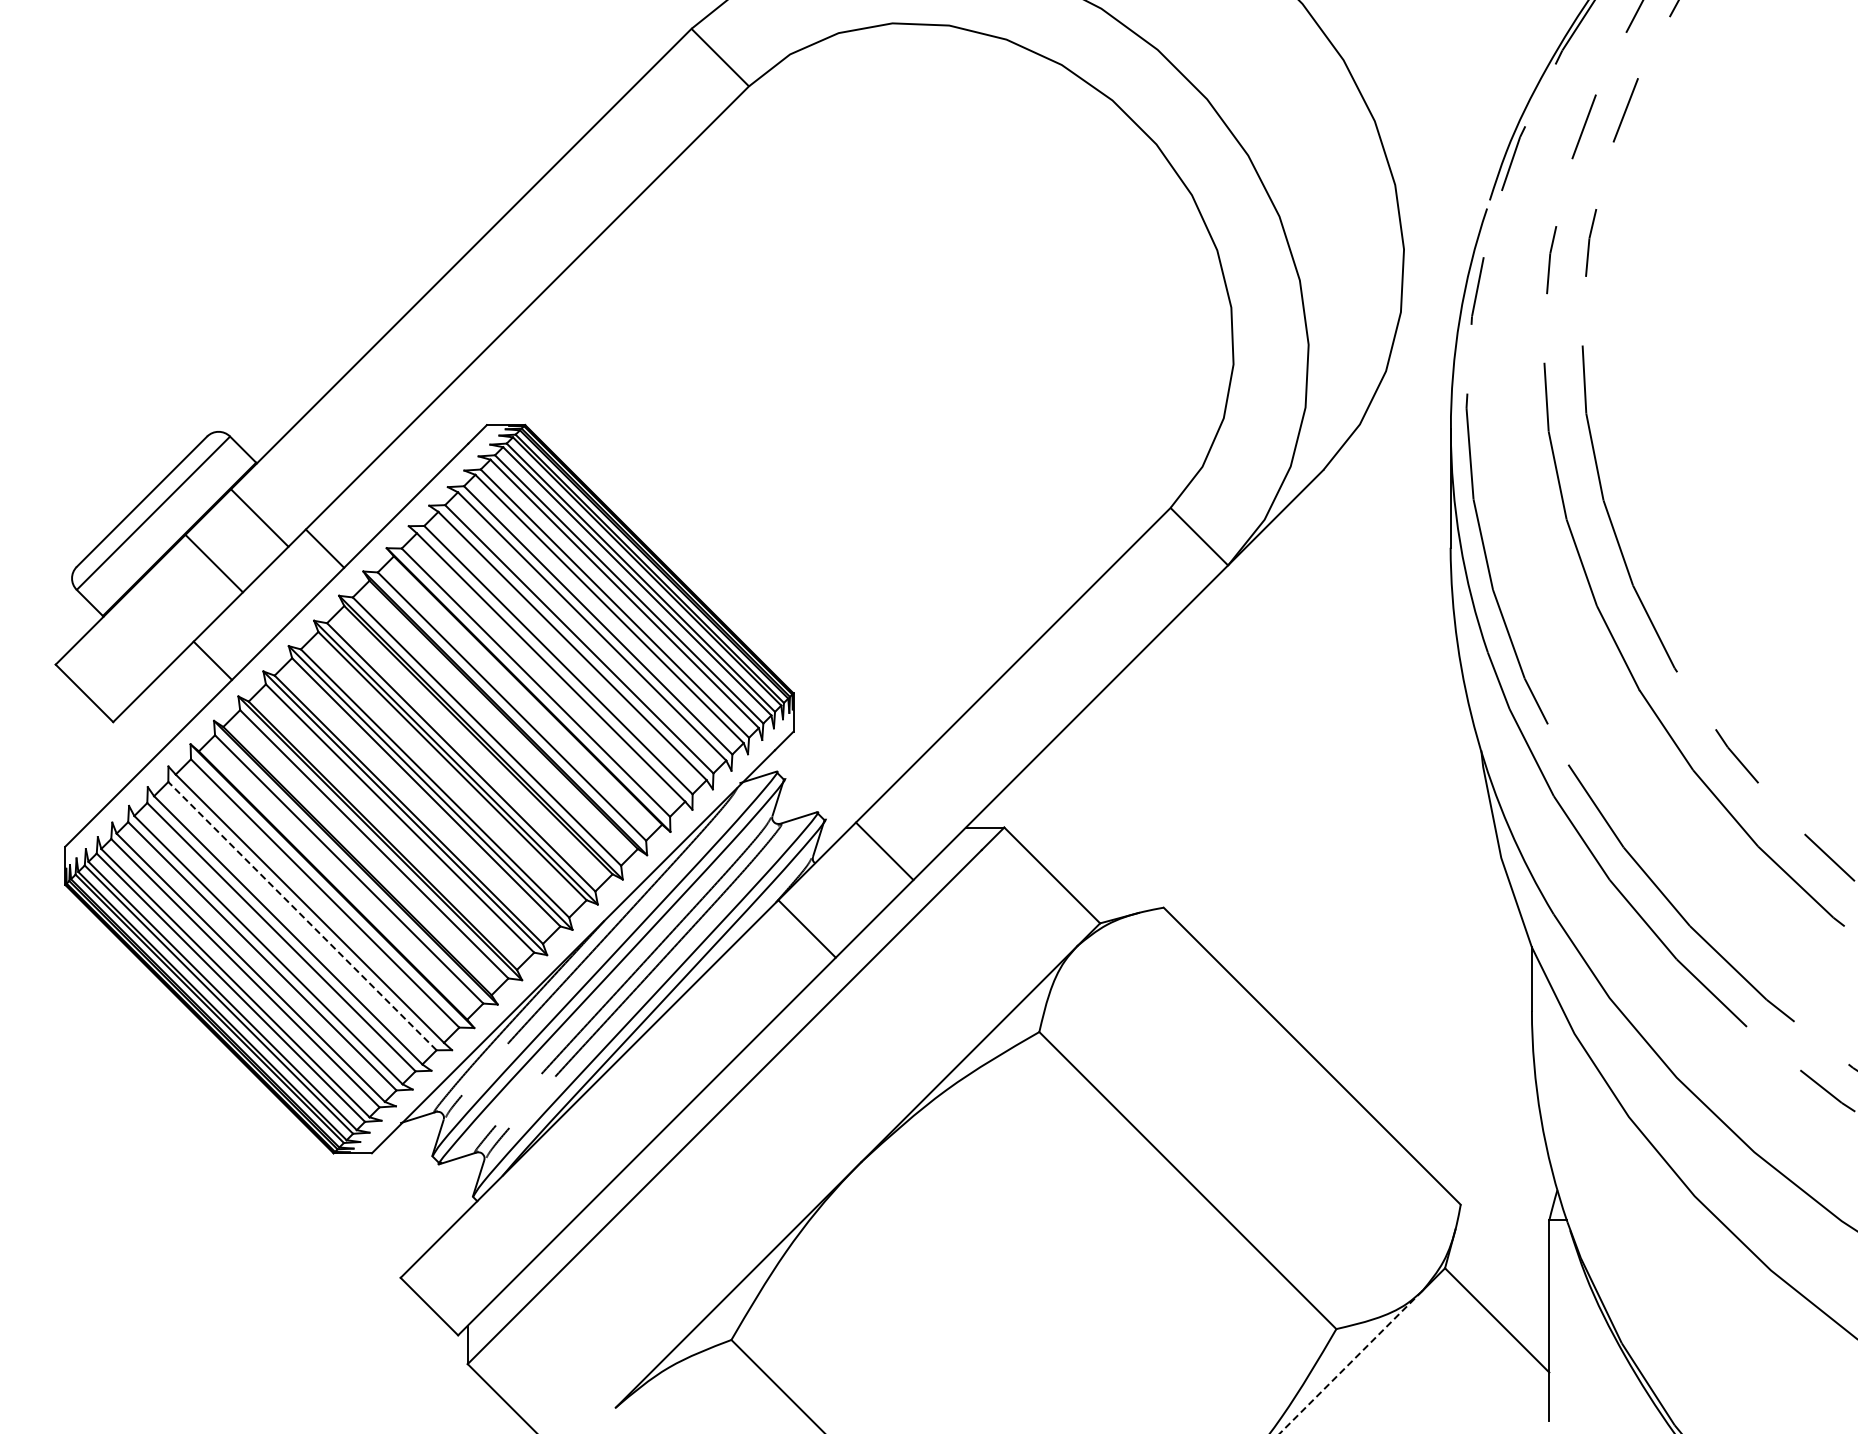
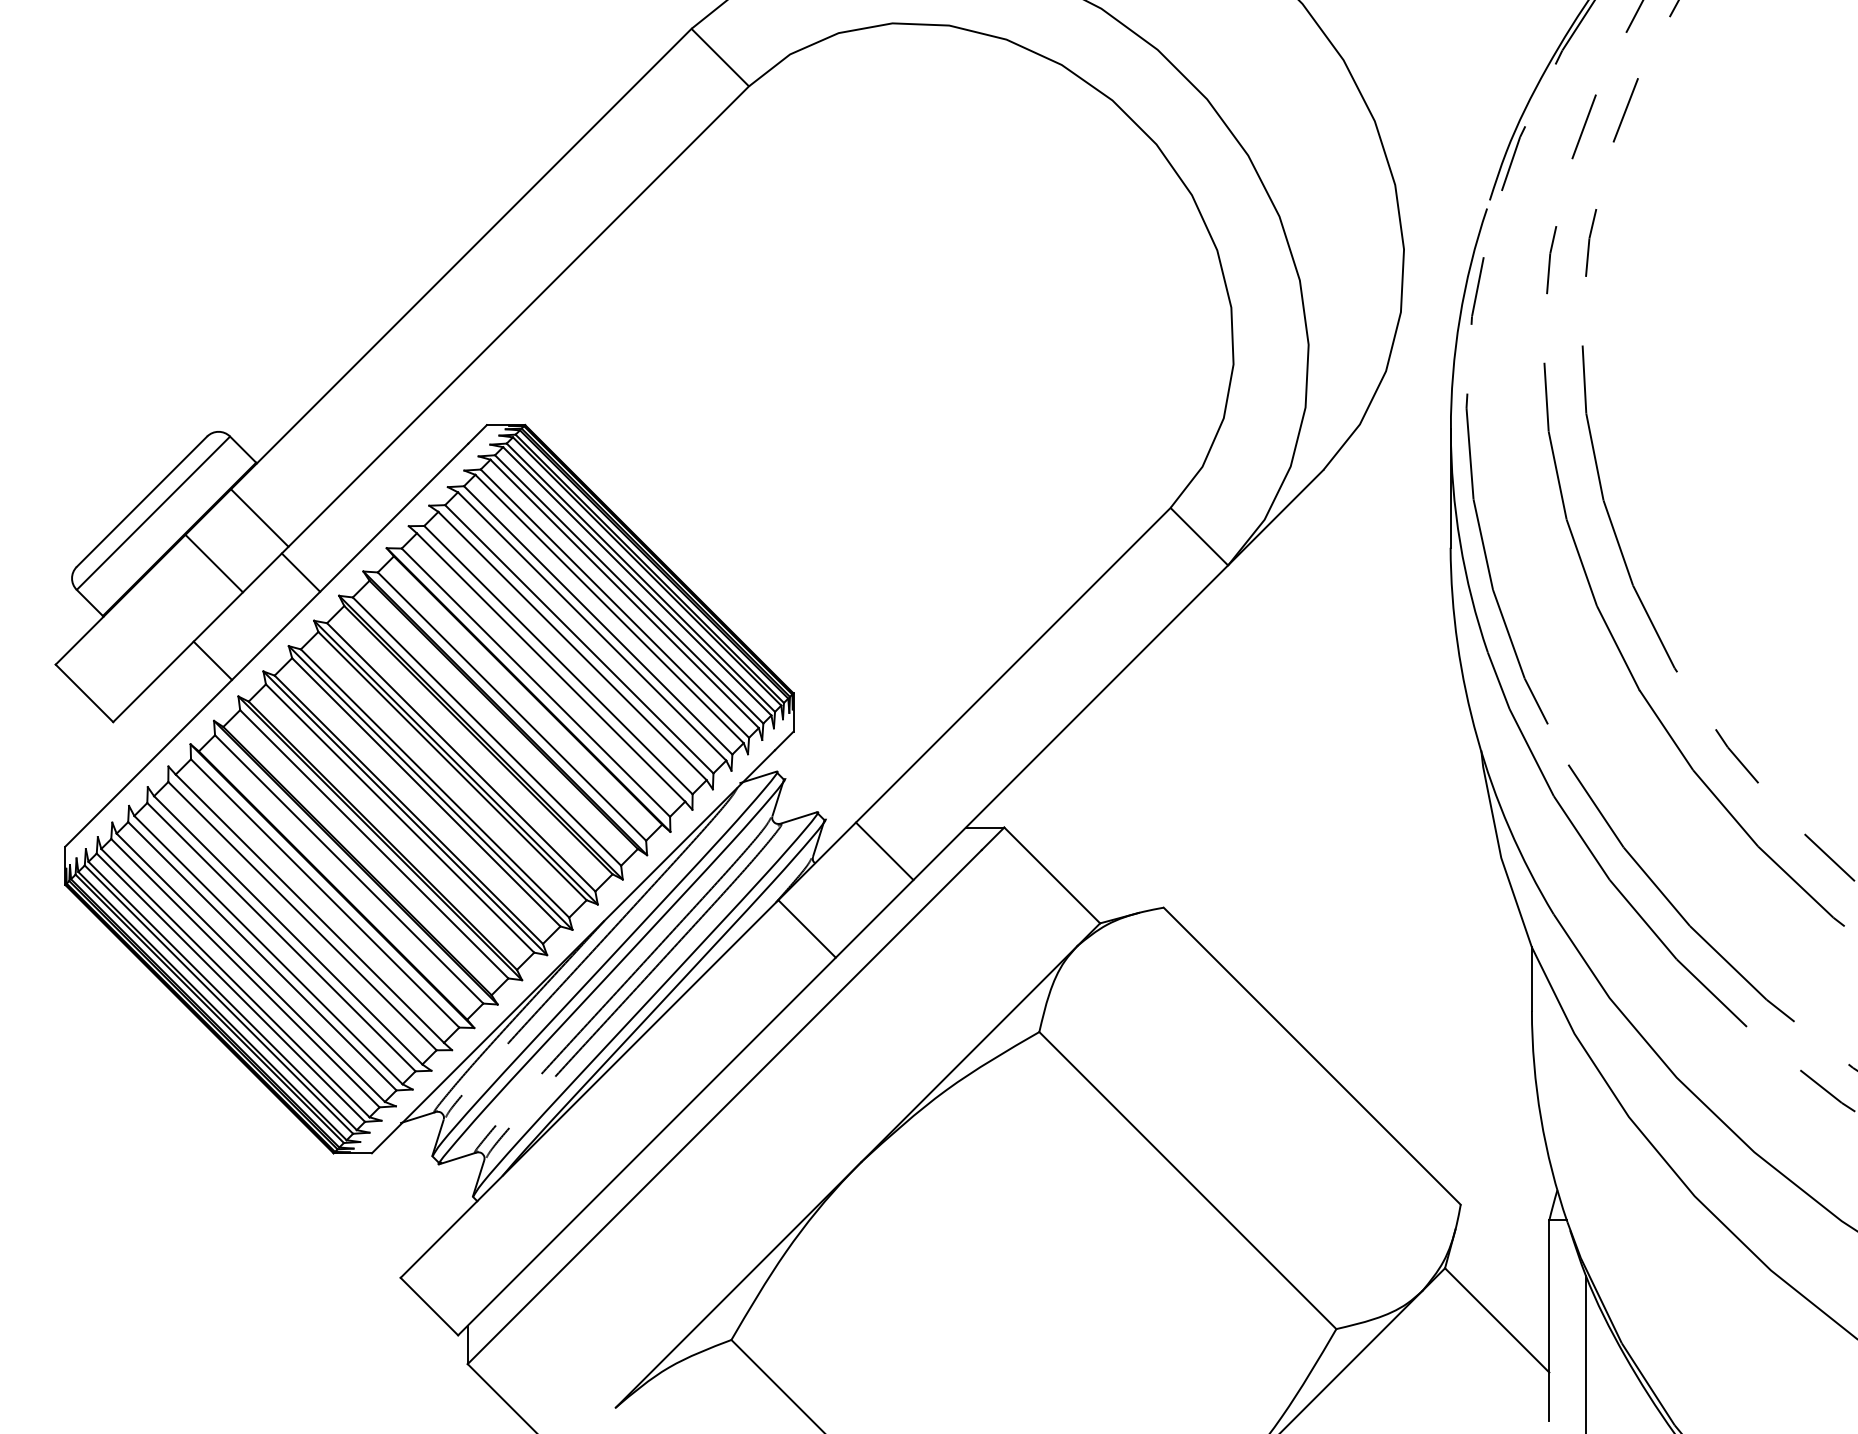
line position: (324, 548) -> (300, 572) (300, 572)
line: dashed -> solid (302, 916)
line: none -> present (1586, 1353)
line: dashed -> solid (1351, 1362)
